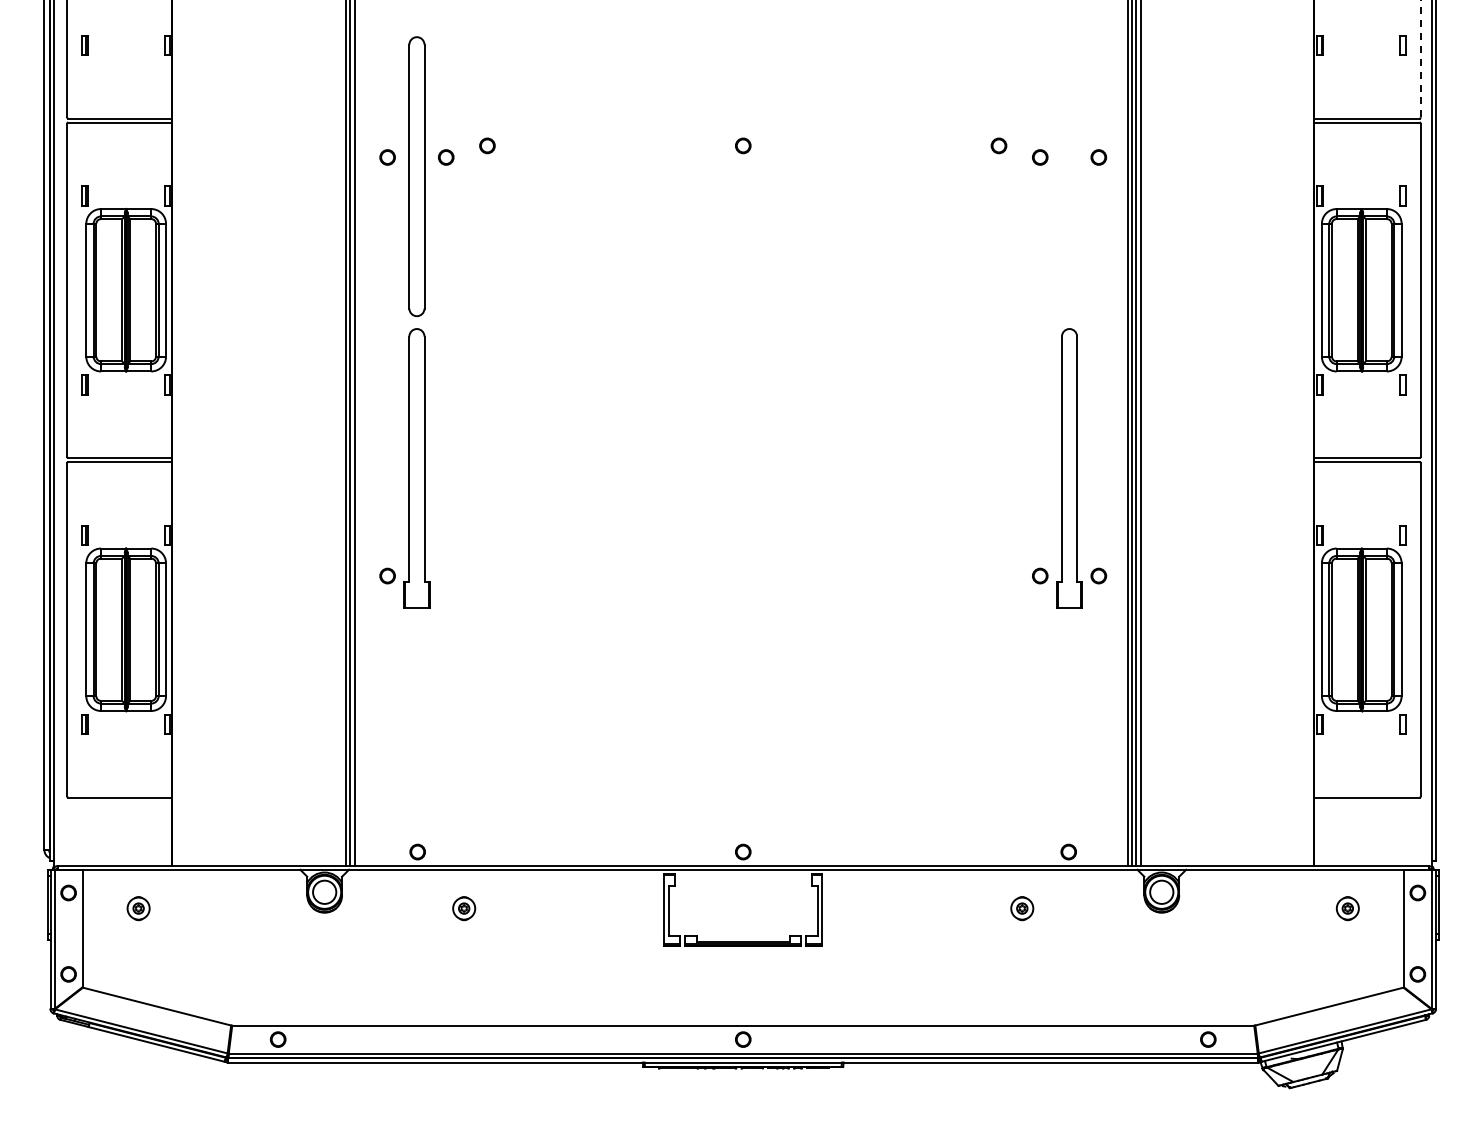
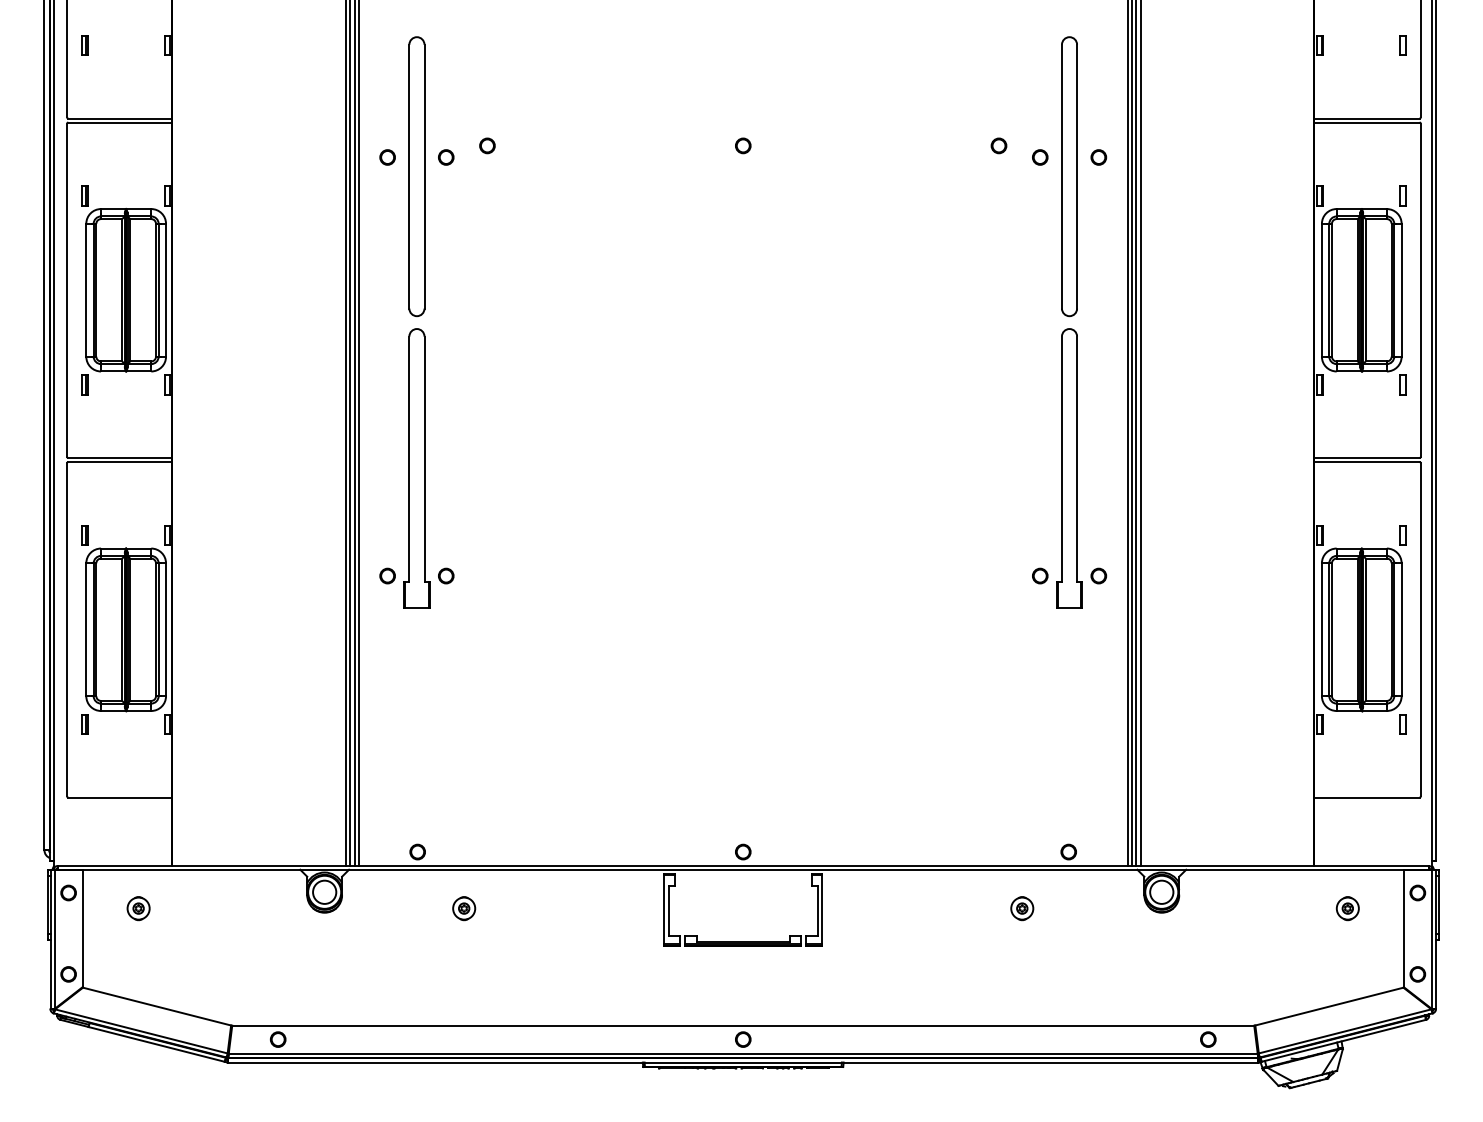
line: dashed -> solid (1420, 58)
part: none -> present (1069, 176)
line: none -> present (358, 434)
part: none -> present (446, 575)
